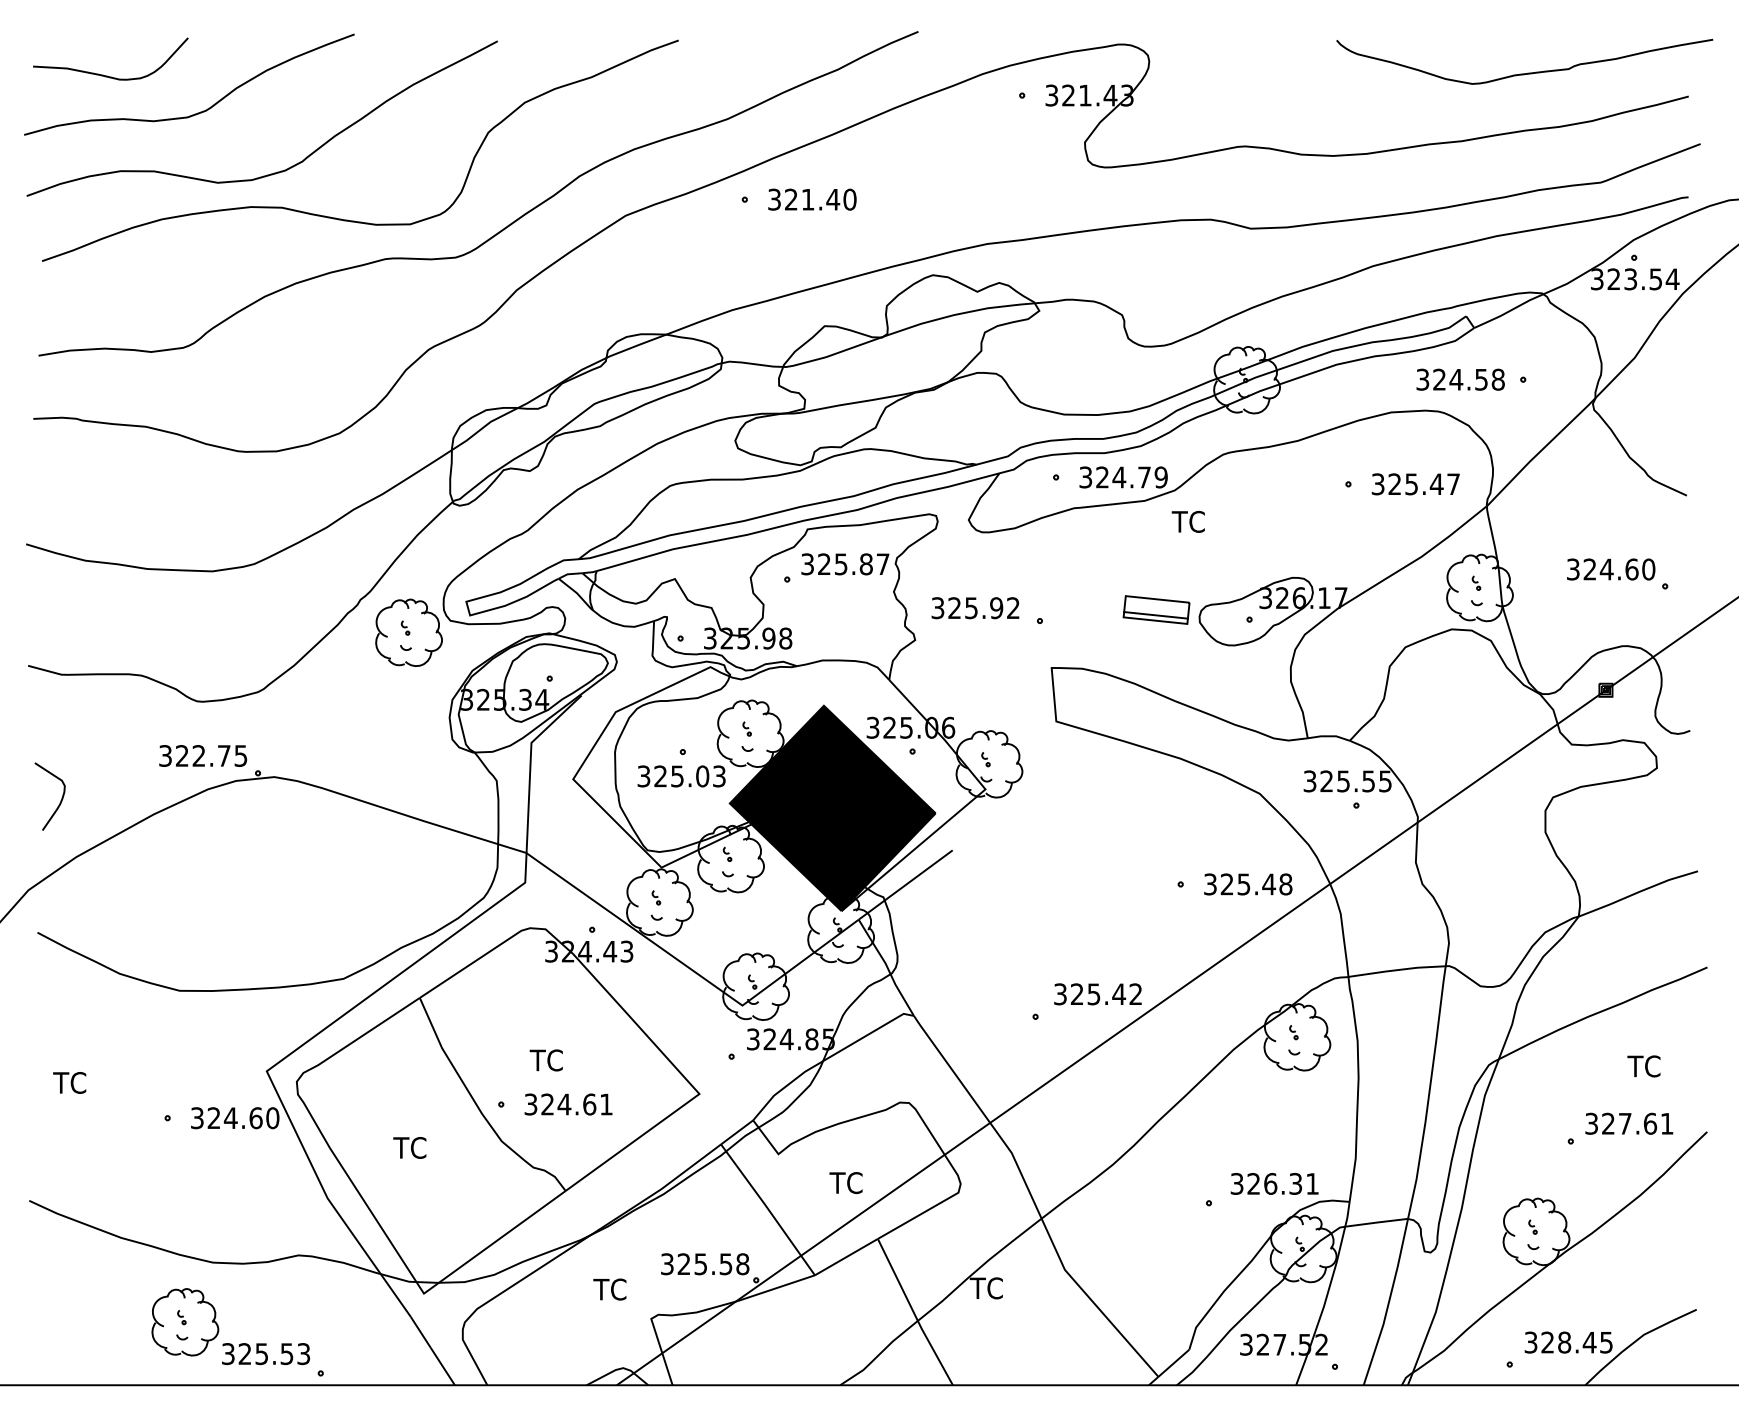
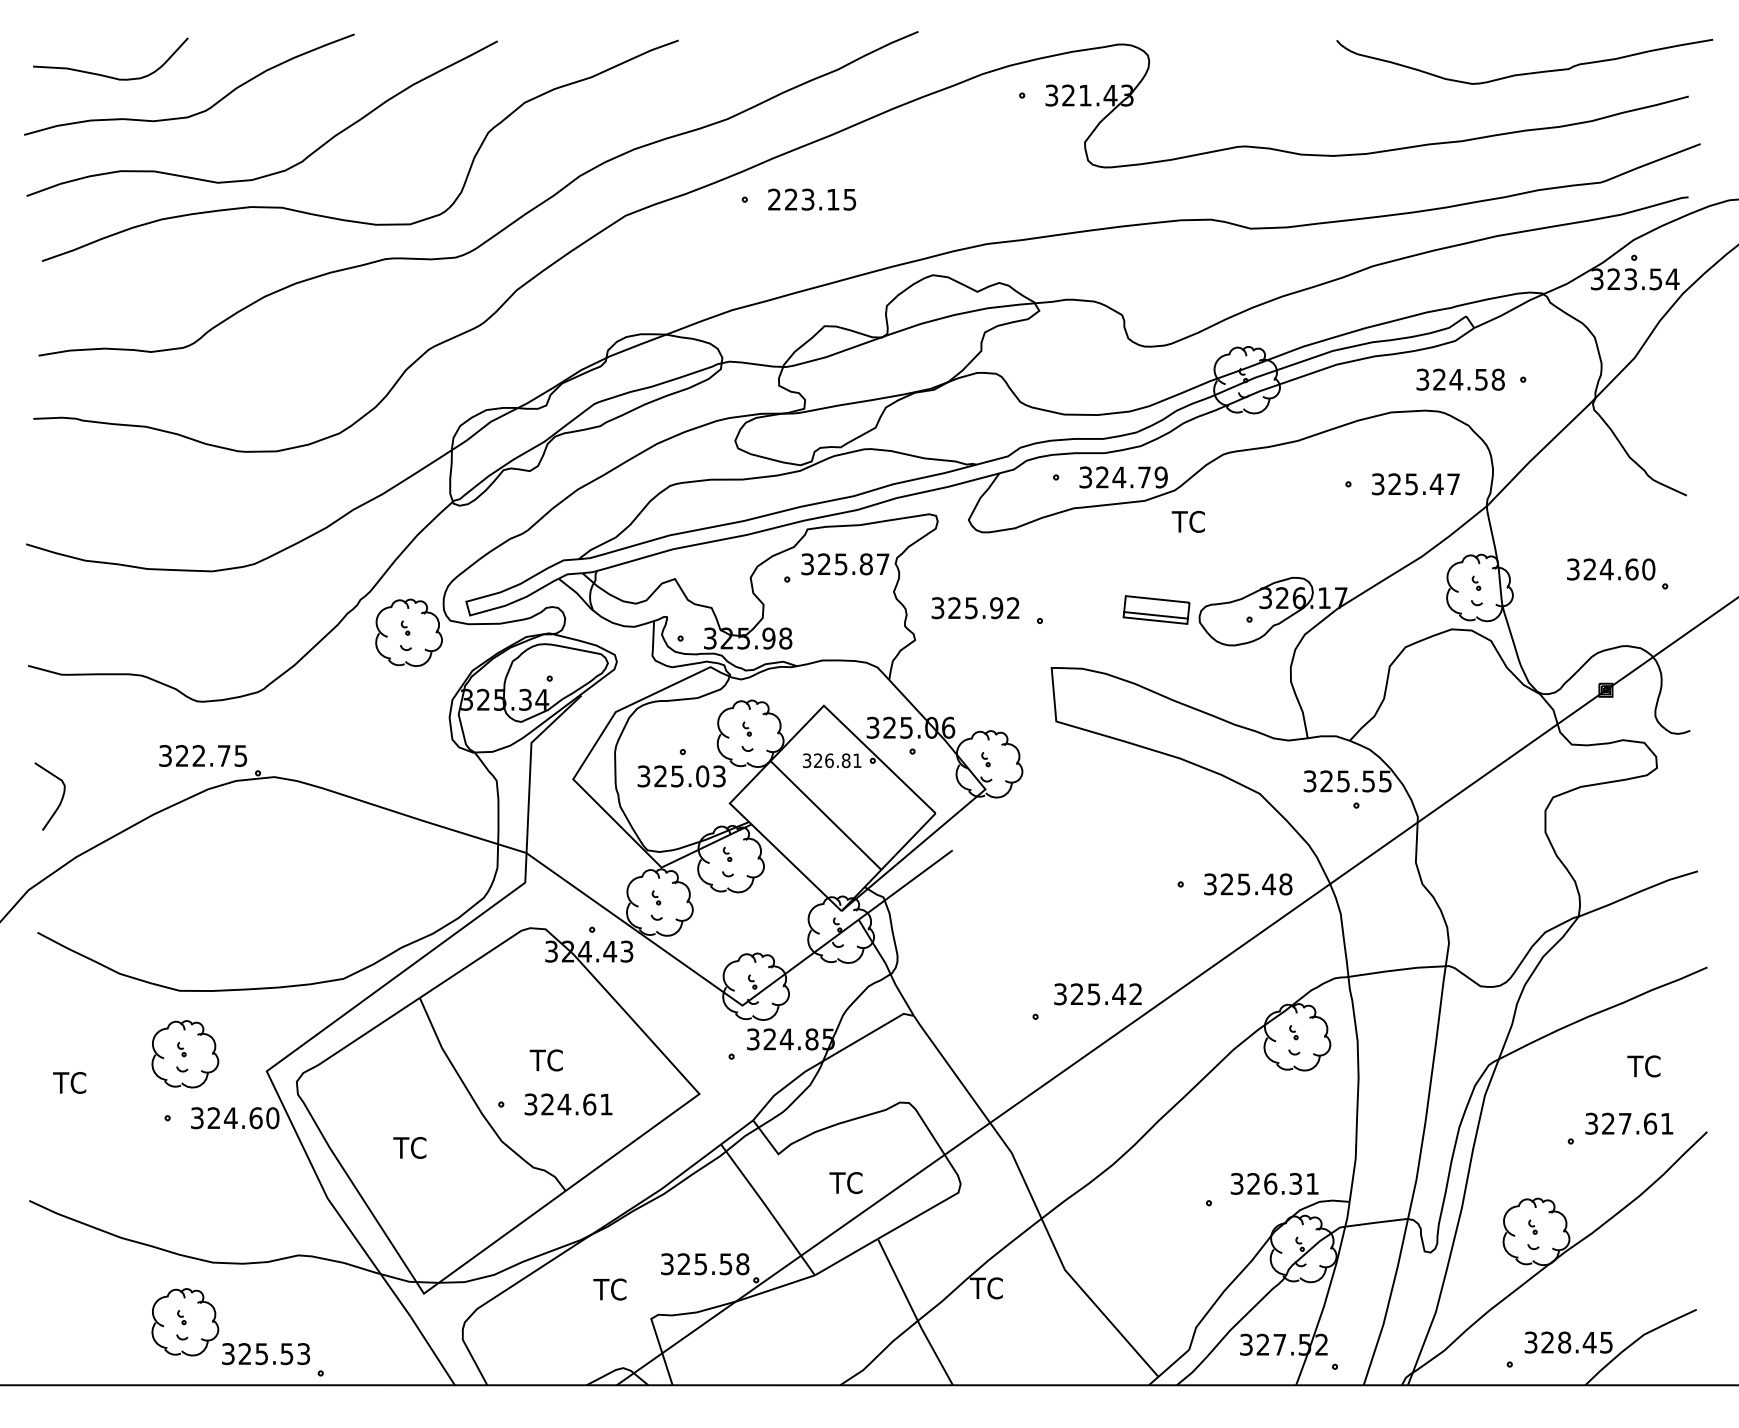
text: 321.40 -> 223.15 (812, 199)
fill: present -> none (832, 808)
part: none -> present (185, 1054)
